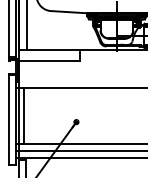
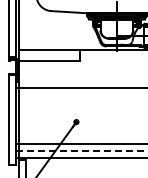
line: present -> none (26, 26)
line: present -> none (24, 115)
line: solid -> dashed (82, 151)
